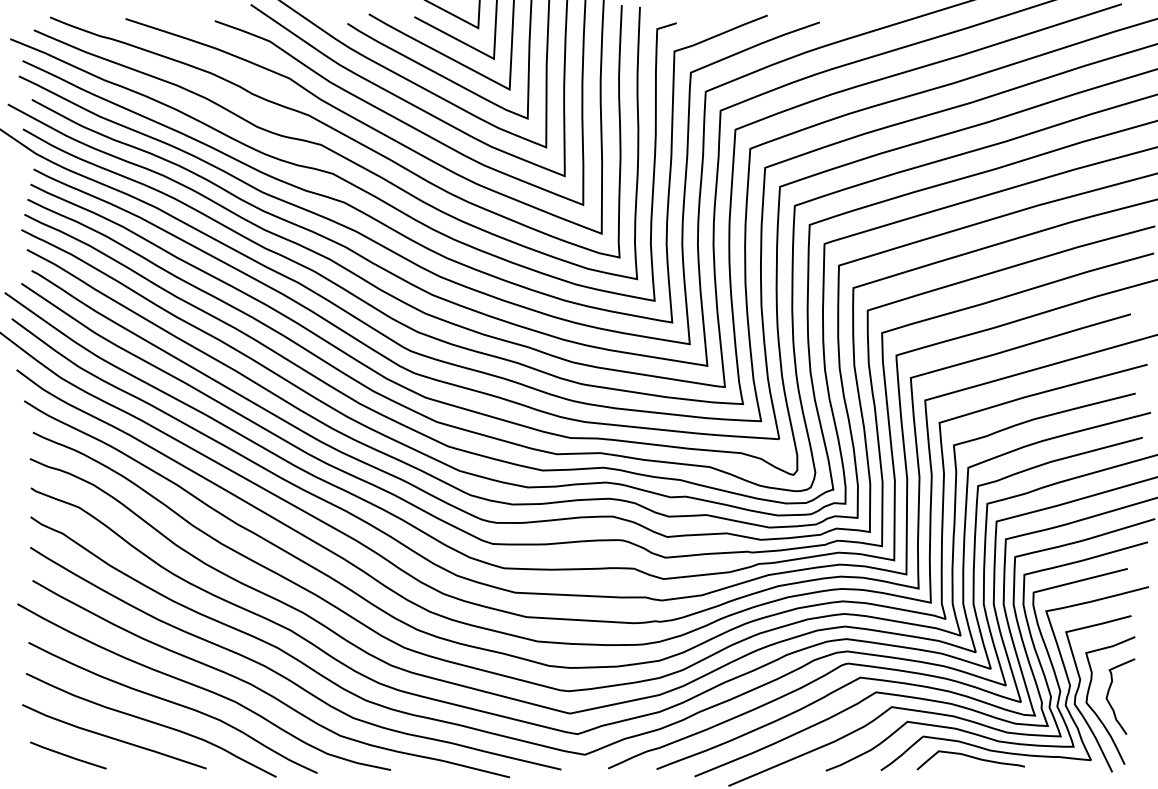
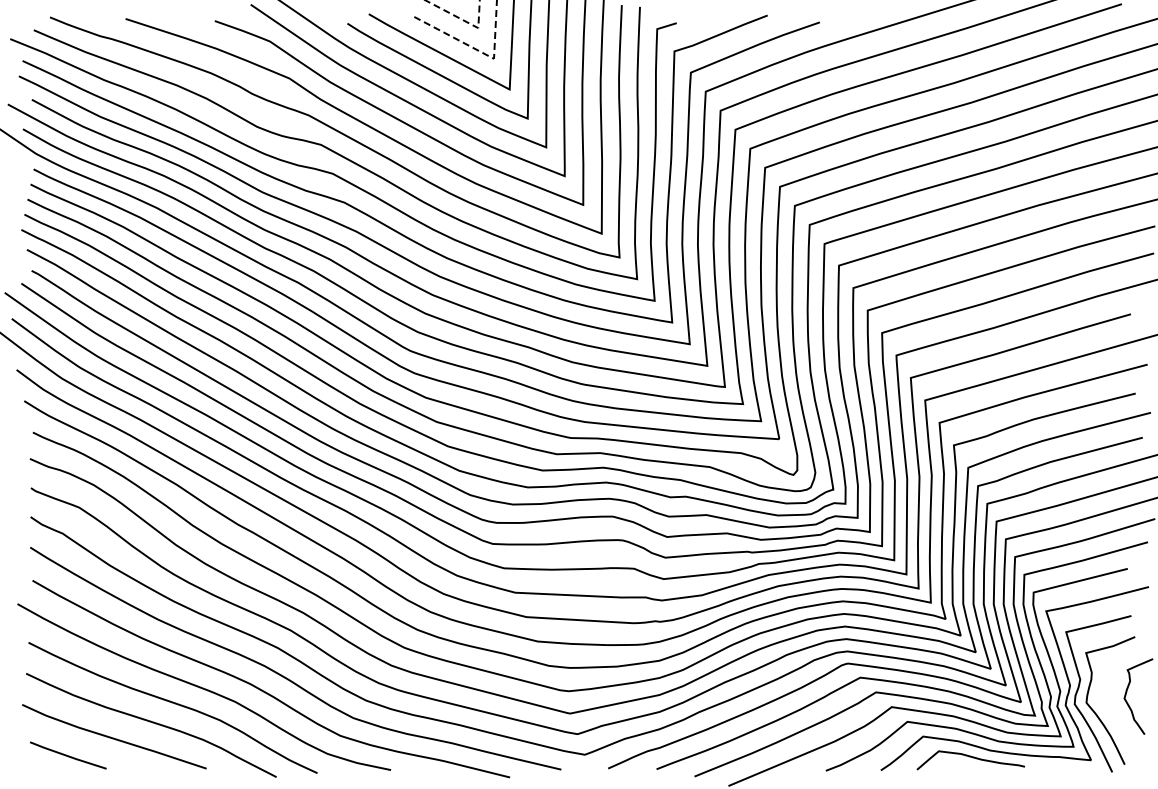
line: solid -> dashed (464, 20)
line: solid -> dashed (480, 51)
curve position: (1109, 692) -> (1127, 692) (1127, 692)
